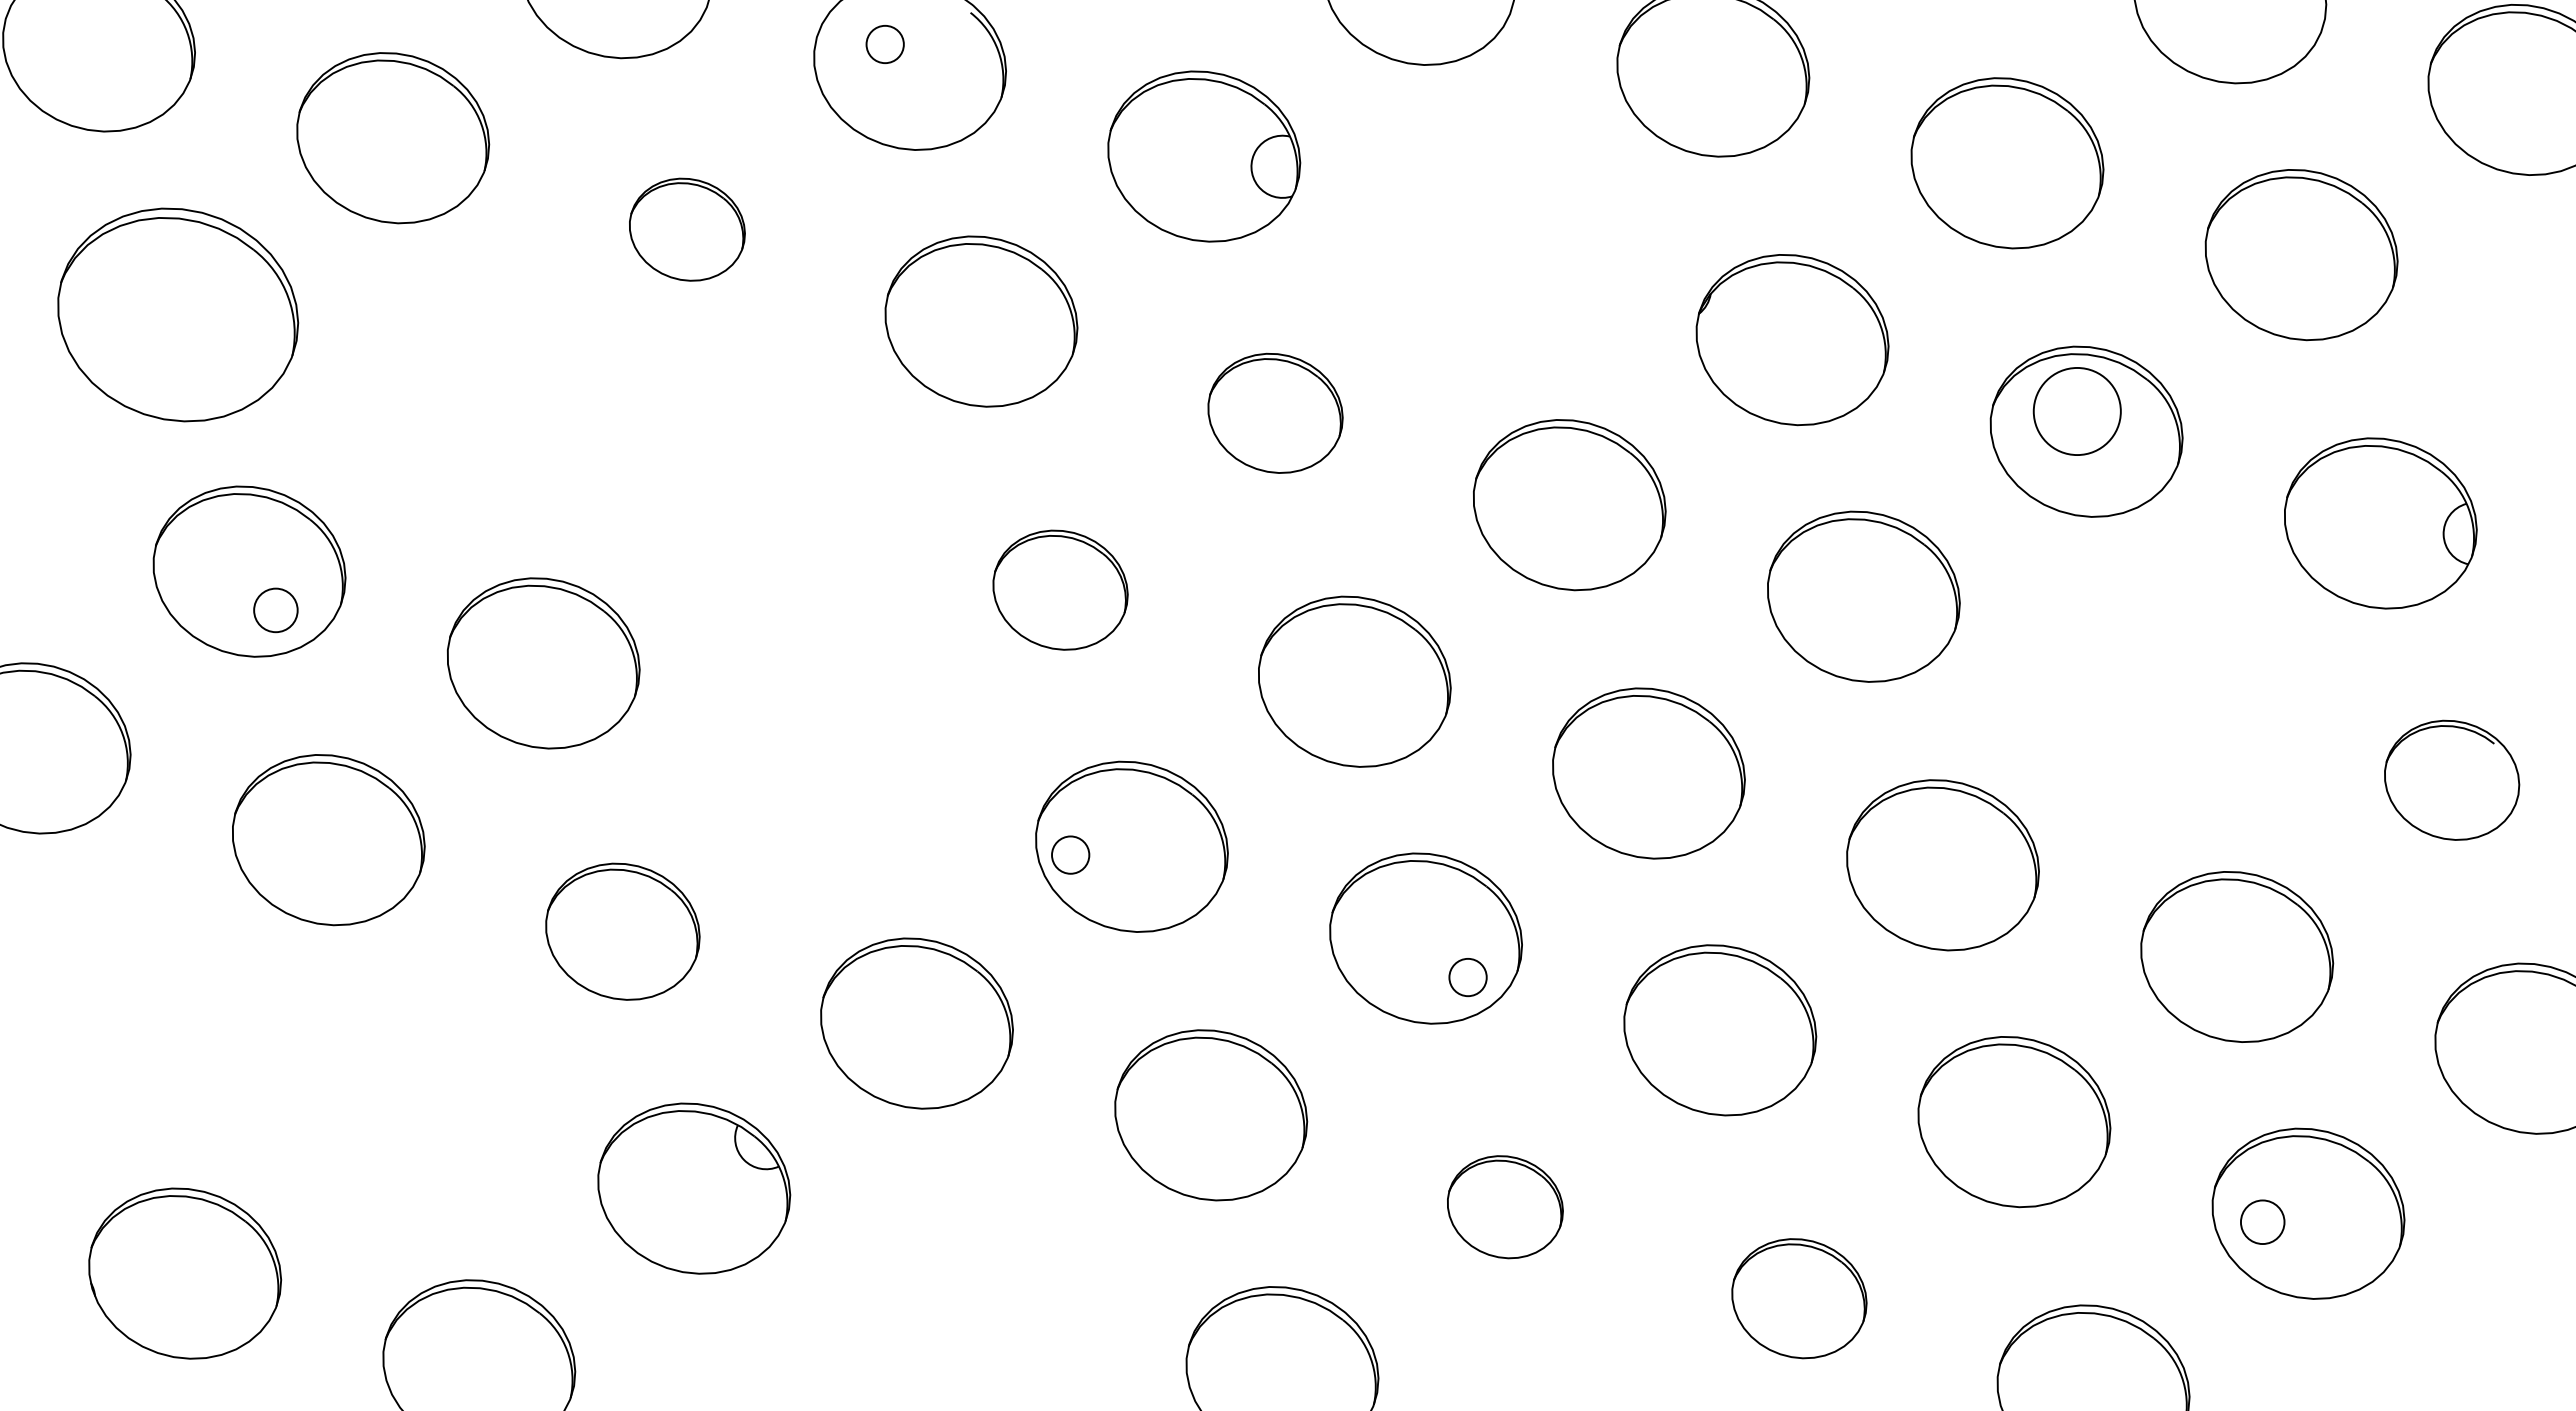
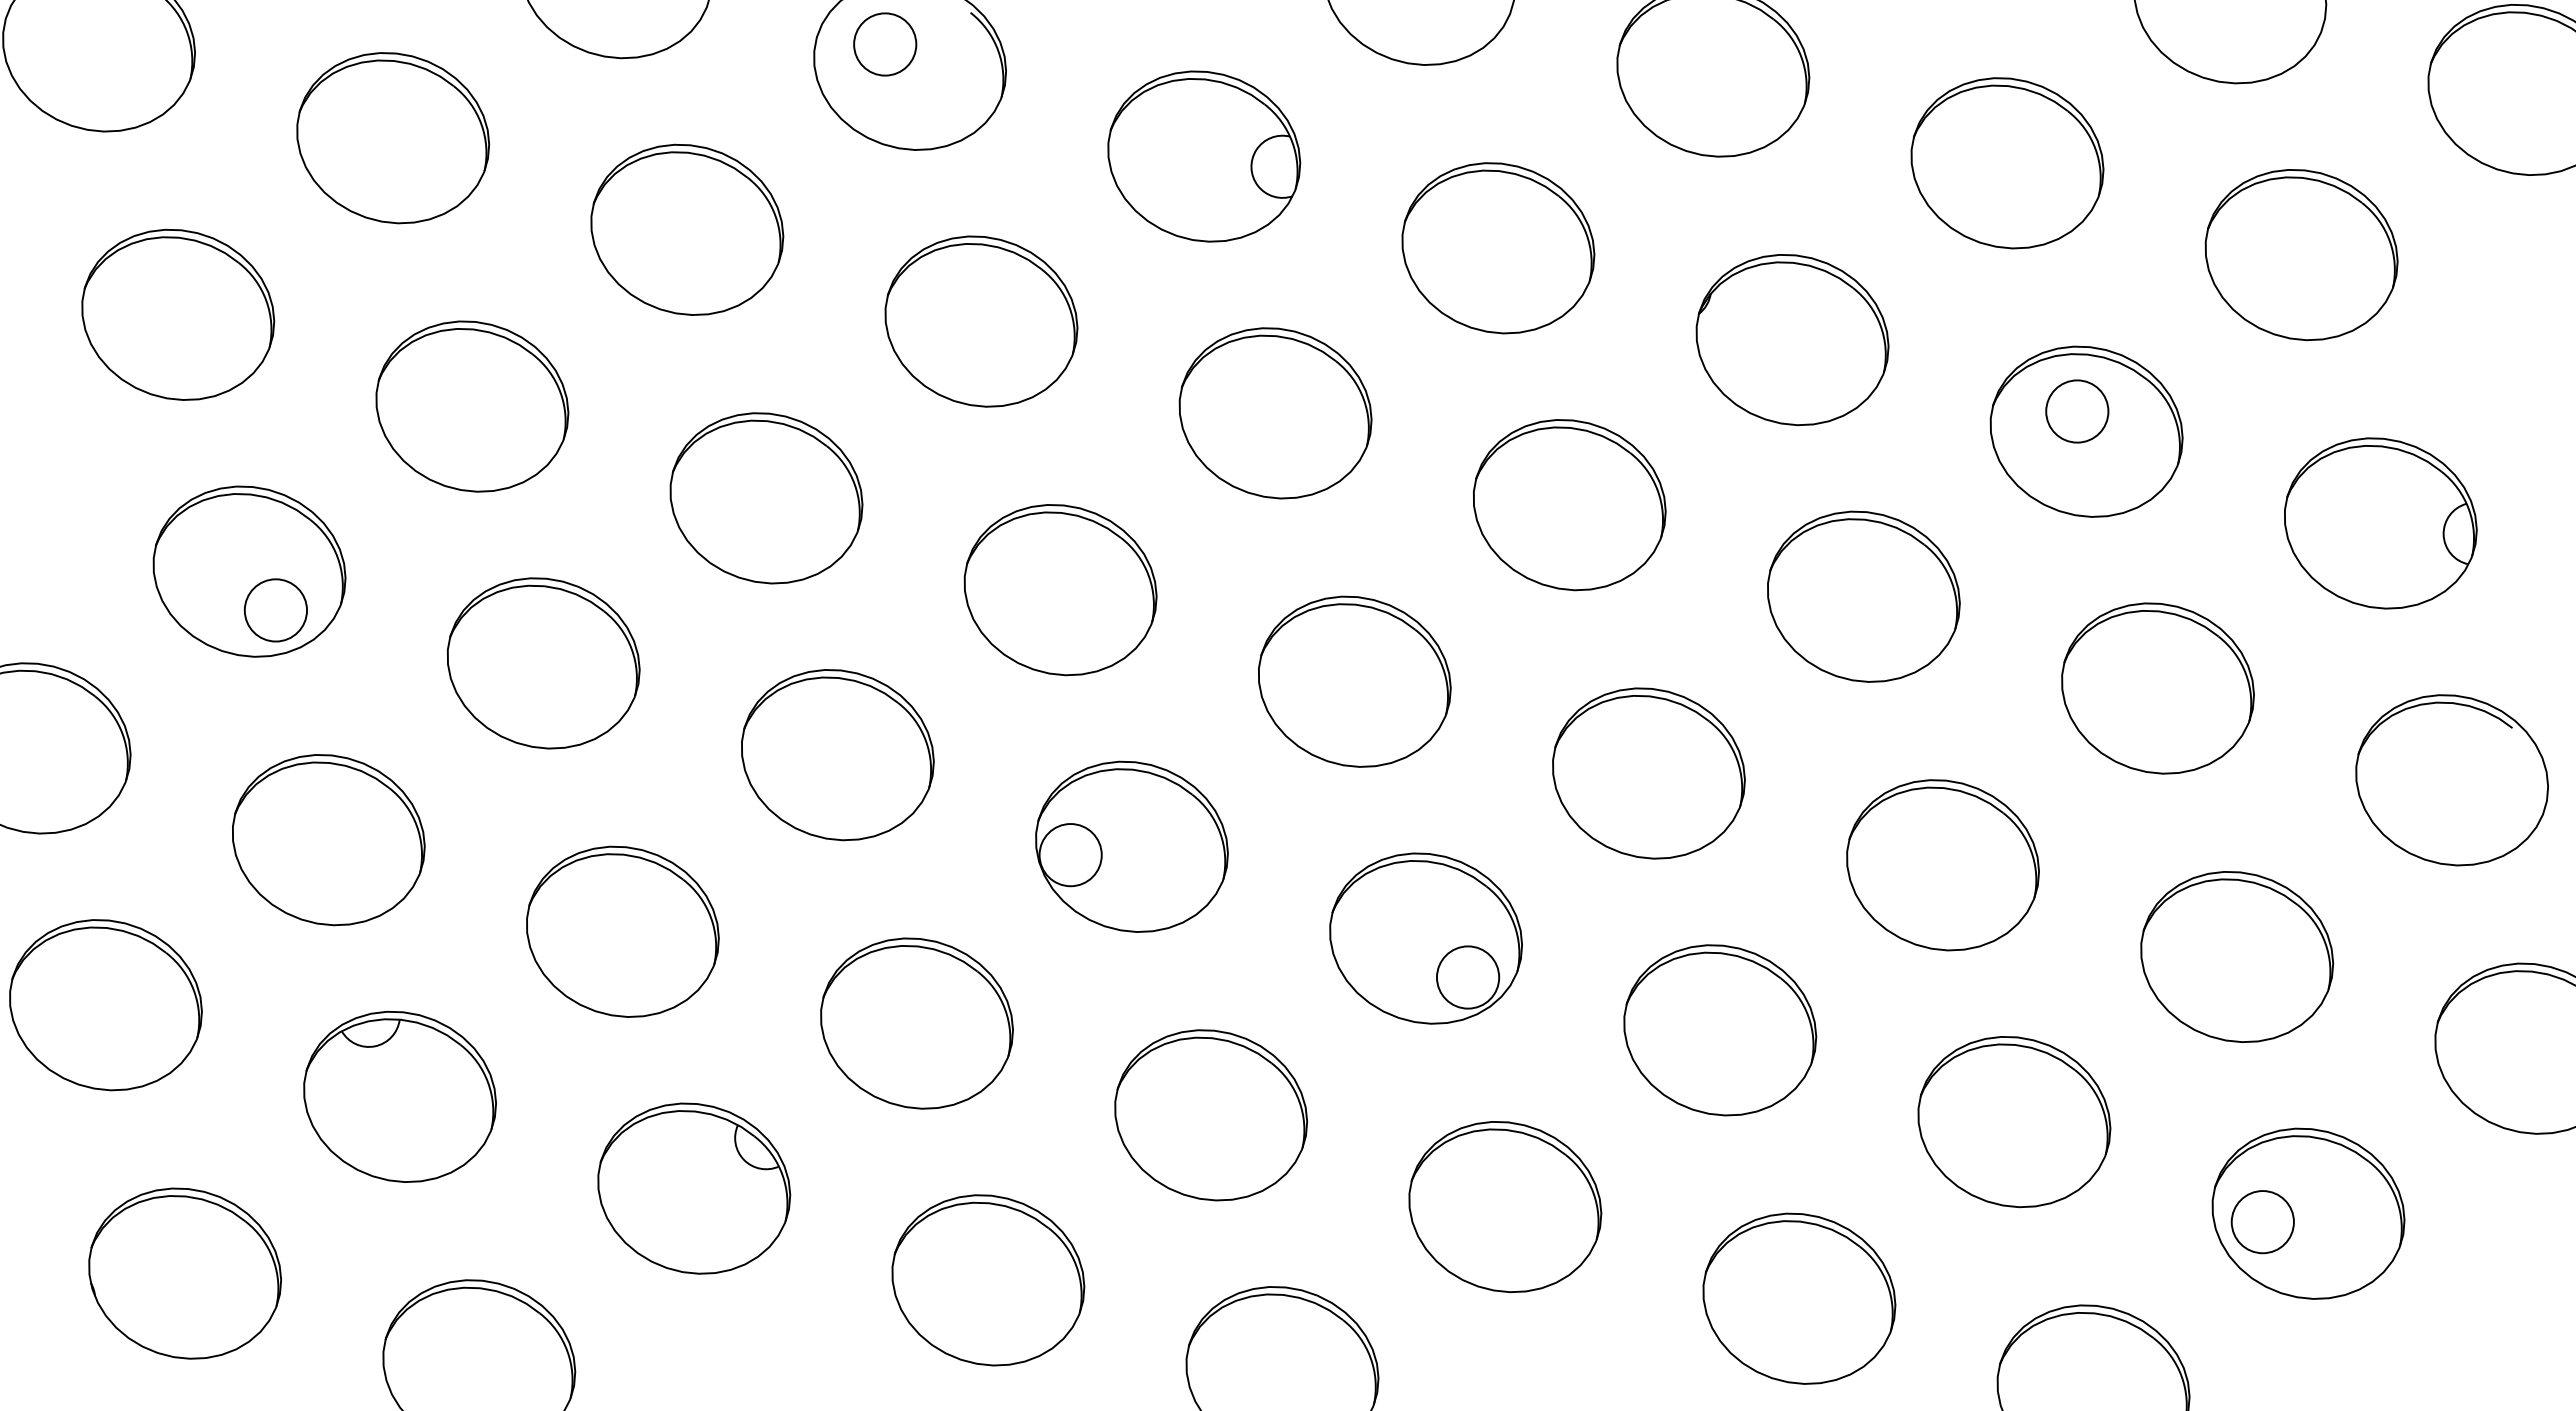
circle diameter: 37 px -> 62 px (885, 44)
part size: 117x105 px -> 195x173 px (687, 229)
part: none -> present (1498, 248)
part size: 243x216 px -> 195x173 px (178, 314)
part: none -> present (472, 406)
circle diameter: 87 px -> 62 px (2077, 411)
part size: 137x122 px -> 195x173 px (1275, 413)
part: none -> present (766, 498)
part size: 137x122 px -> 195x173 px (1060, 590)
circle diameter: 44 px -> 62 px (275, 610)
part: none -> present (2157, 688)
part: none -> present (837, 755)
part size: 137x122 px -> 194x173 px (2451, 780)
circle diameter: 37 px -> 62 px (1070, 855)
part size: 156x139 px -> 194x173 px (622, 931)
circle diameter: 37 px -> 62 px (1467, 977)
part: none -> present (105, 1005)
part: none -> present (399, 1096)
part size: 117x105 px -> 195x173 px (1505, 1207)
circle size: 46x46 px -> 65x65 px (2262, 1222)
part: none -> present (988, 1280)
part size: 137x122 px -> 195x173 px (1799, 1298)
